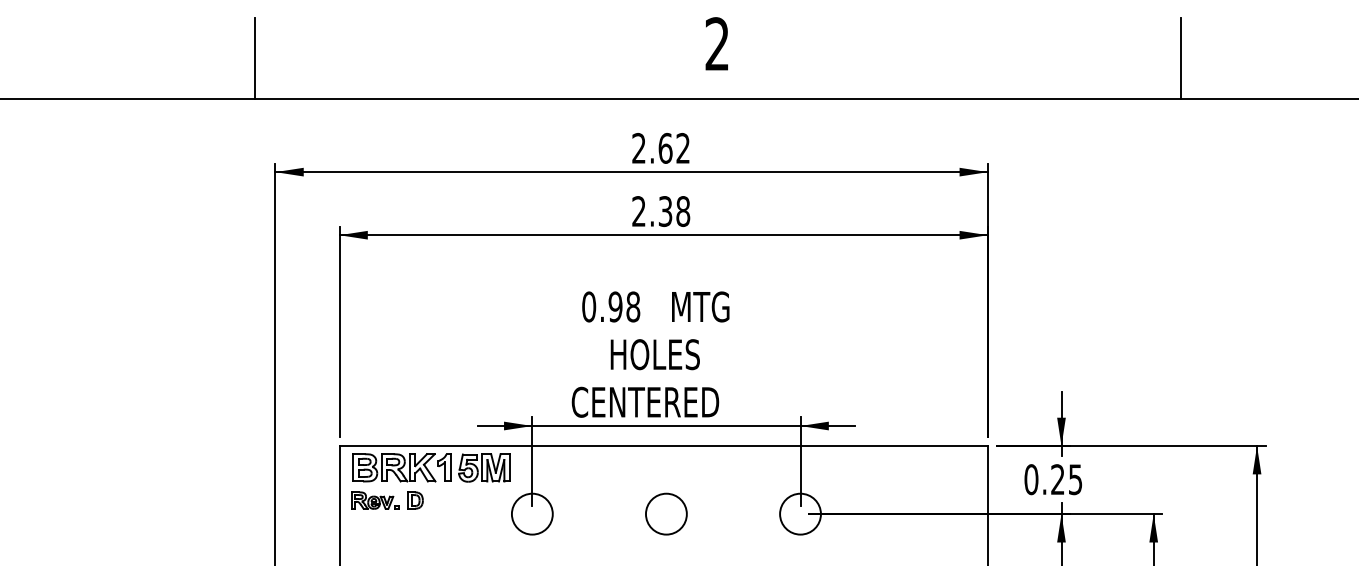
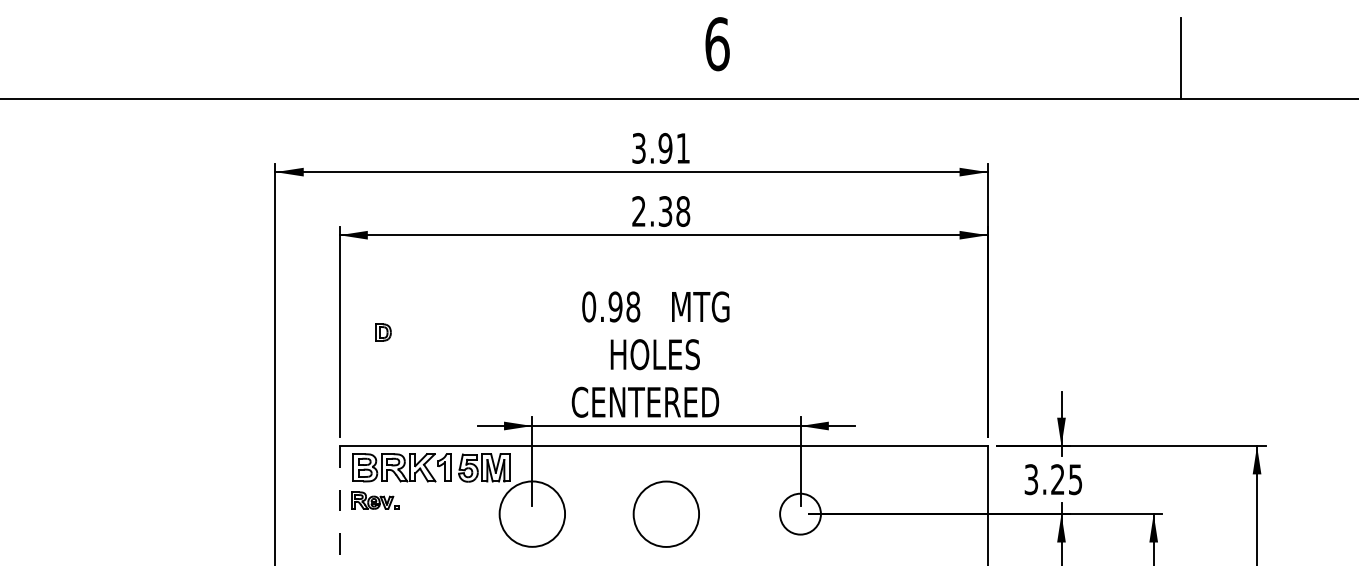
text: 2 -> 6 (717, 44)
line: present -> none (254, 58)
text: 2.62 -> 3.91 (660, 147)
text: 0.25 -> 3.25 (1031, 479)
part position: (415, 500) -> (383, 332) (383, 332)
line: solid -> dashed (339, 505)
circle diameter: 41 px -> 65 px (532, 513)
circle size: 43x44 px -> 68x68 px (665, 513)
